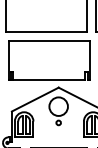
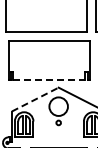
line: solid -> dashed (49, 80)
line: solid -> dashed (35, 99)
